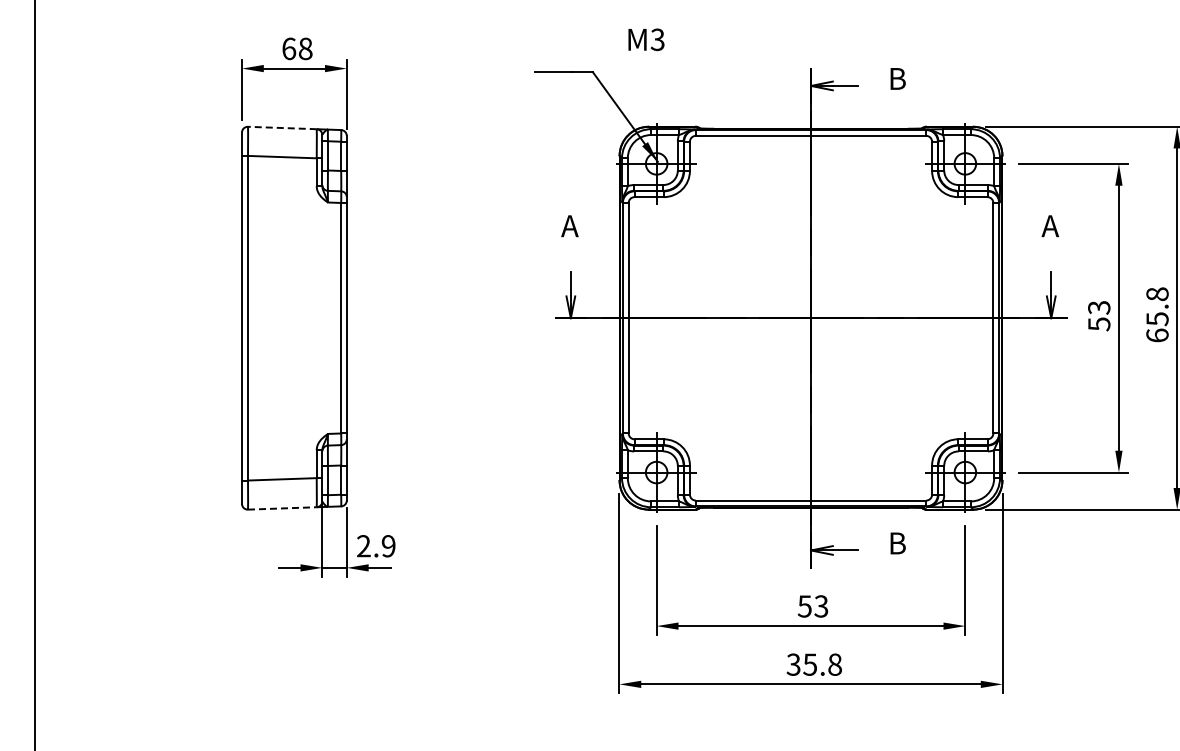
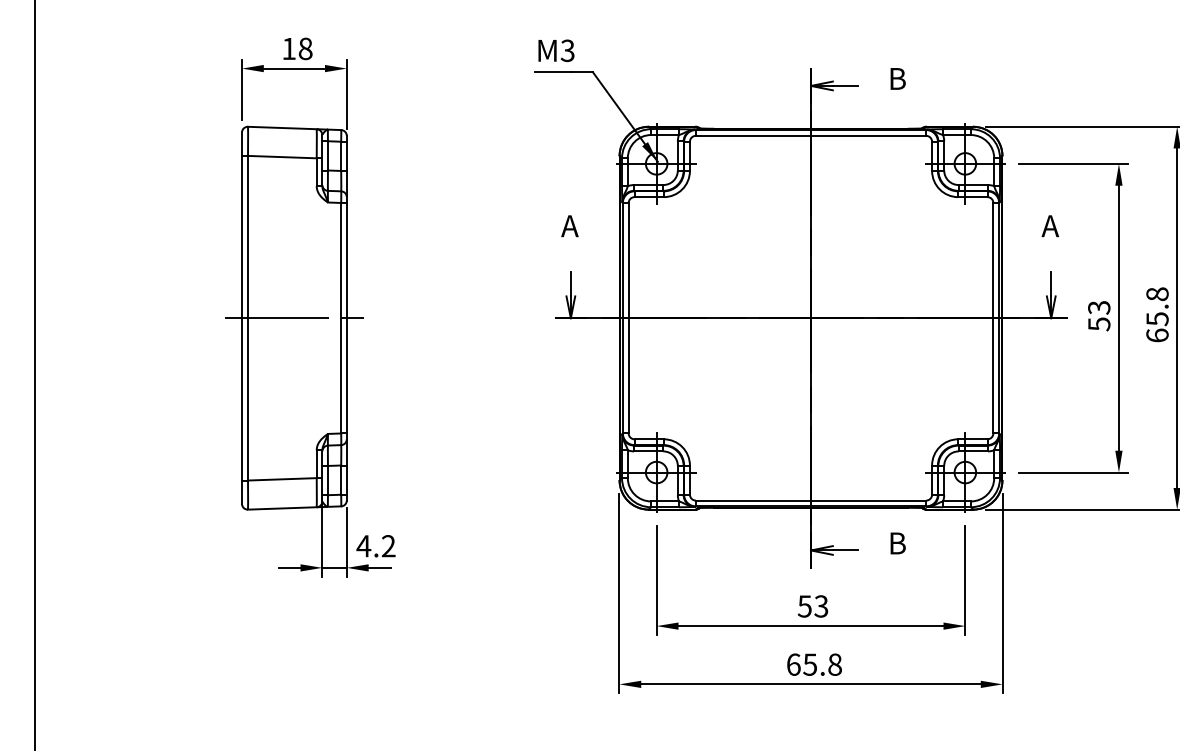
text position: (646, 39) -> (556, 50) (556, 50)
text: 68 -> 18 (289, 48)
line: dashed -> solid (281, 128)
line: none -> present (294, 318)
line: dashed -> solid (282, 508)
text: 2.9 -> 4.2 (375, 546)
text: 35.8 -> 65.8 (793, 664)
